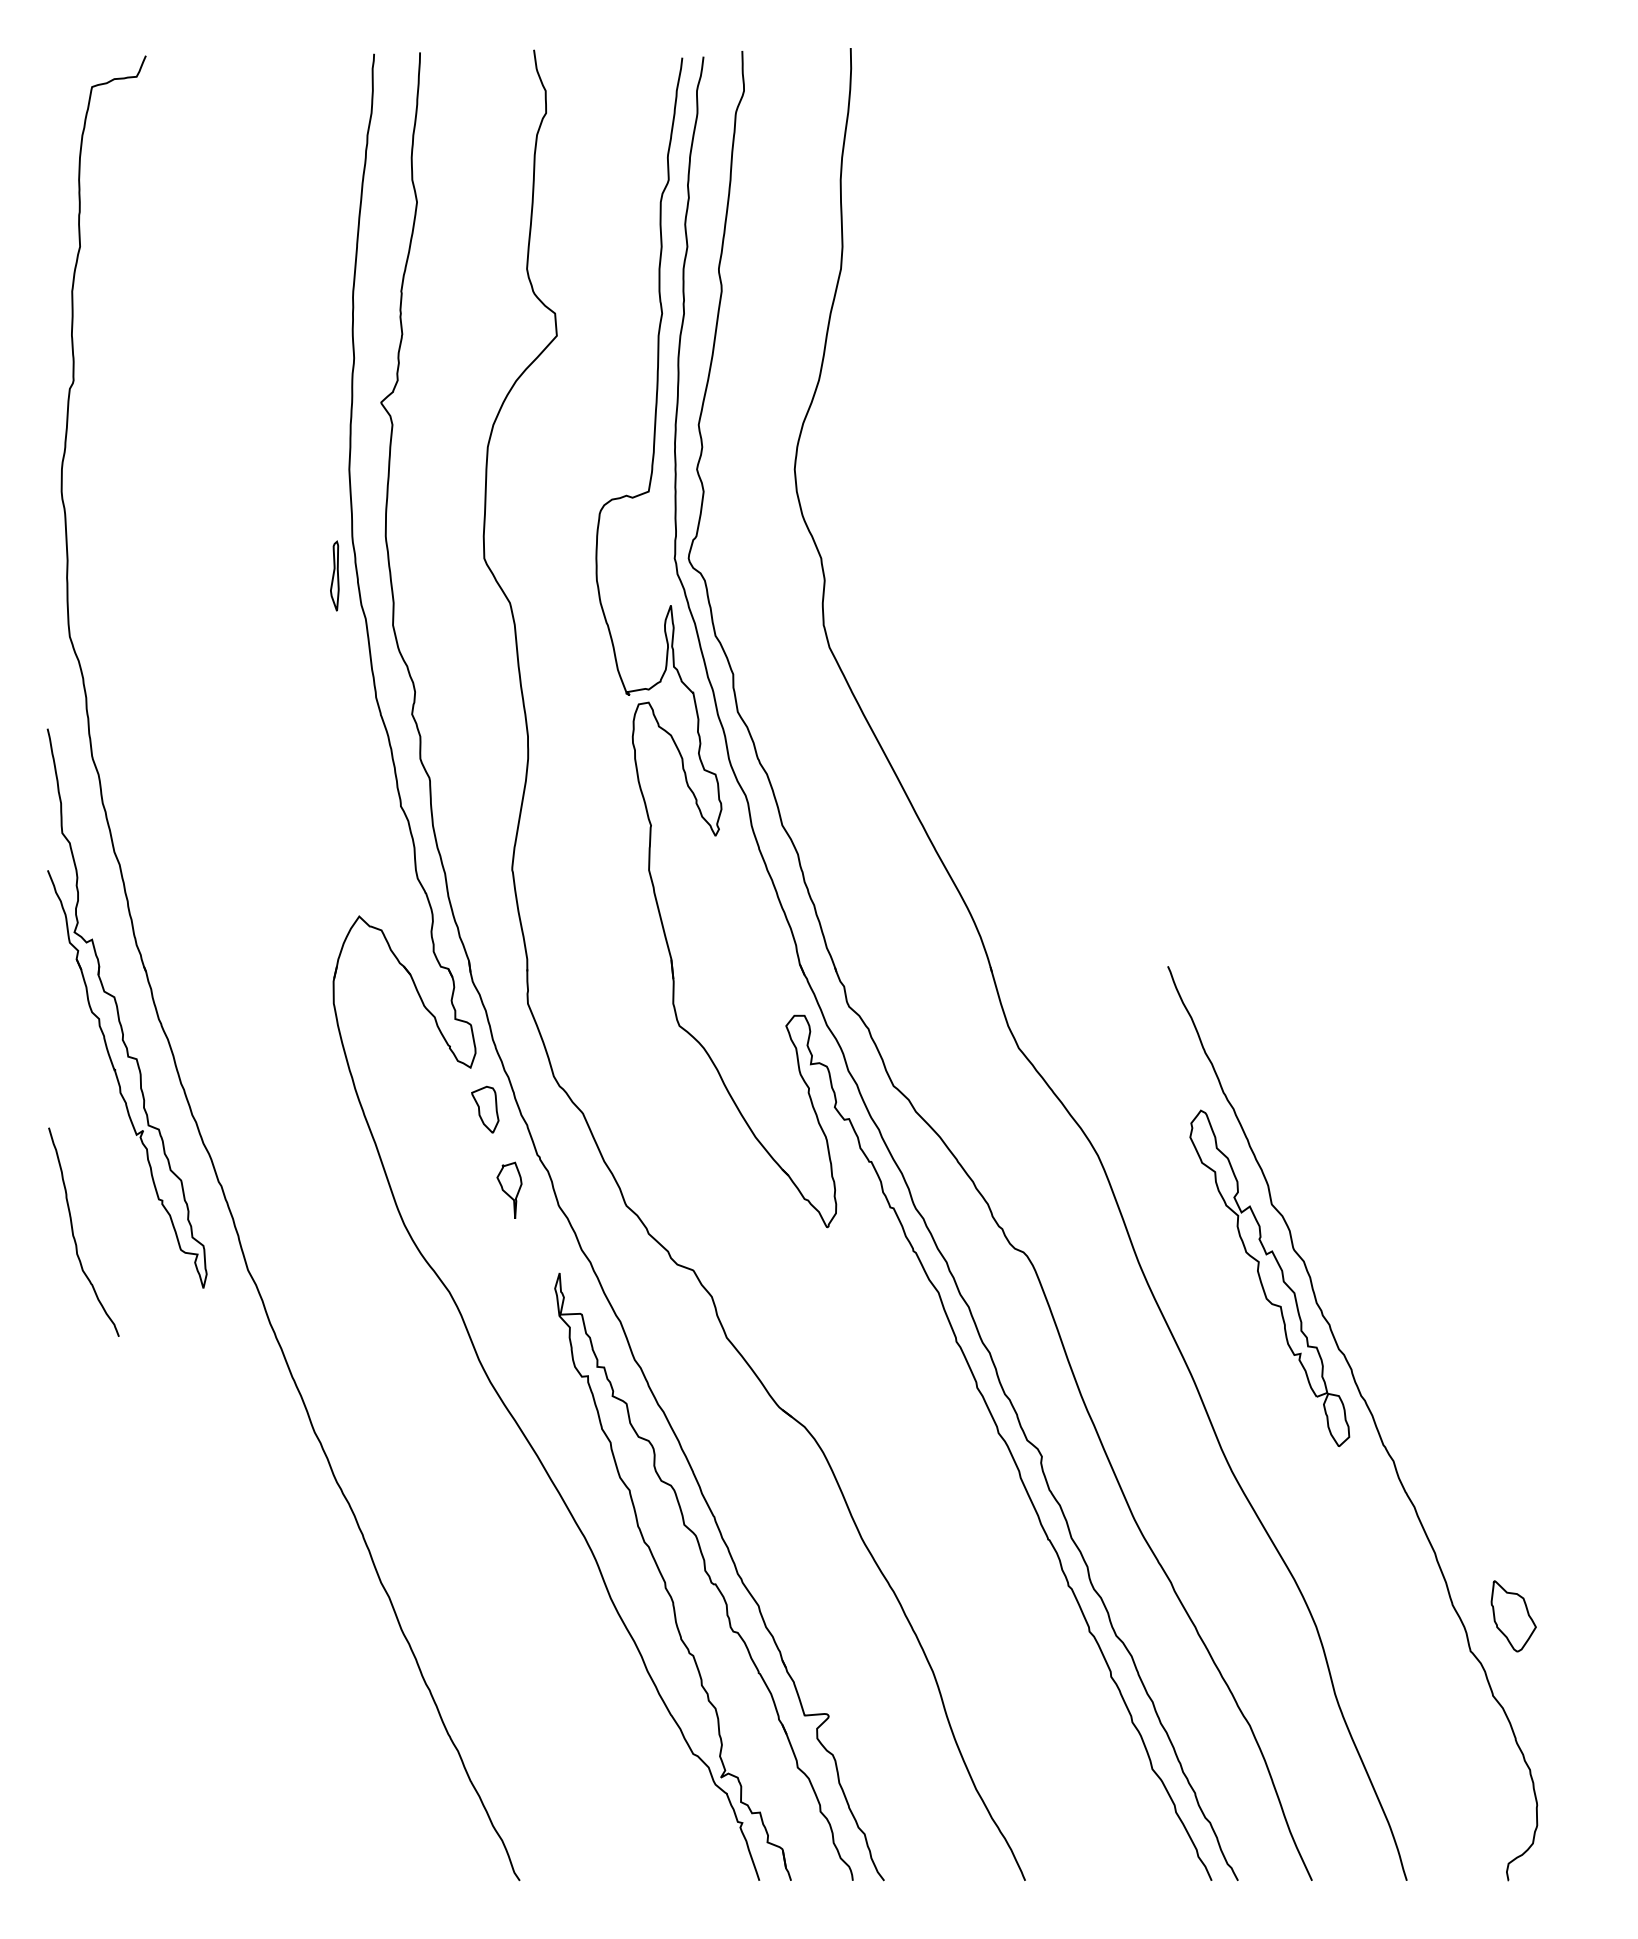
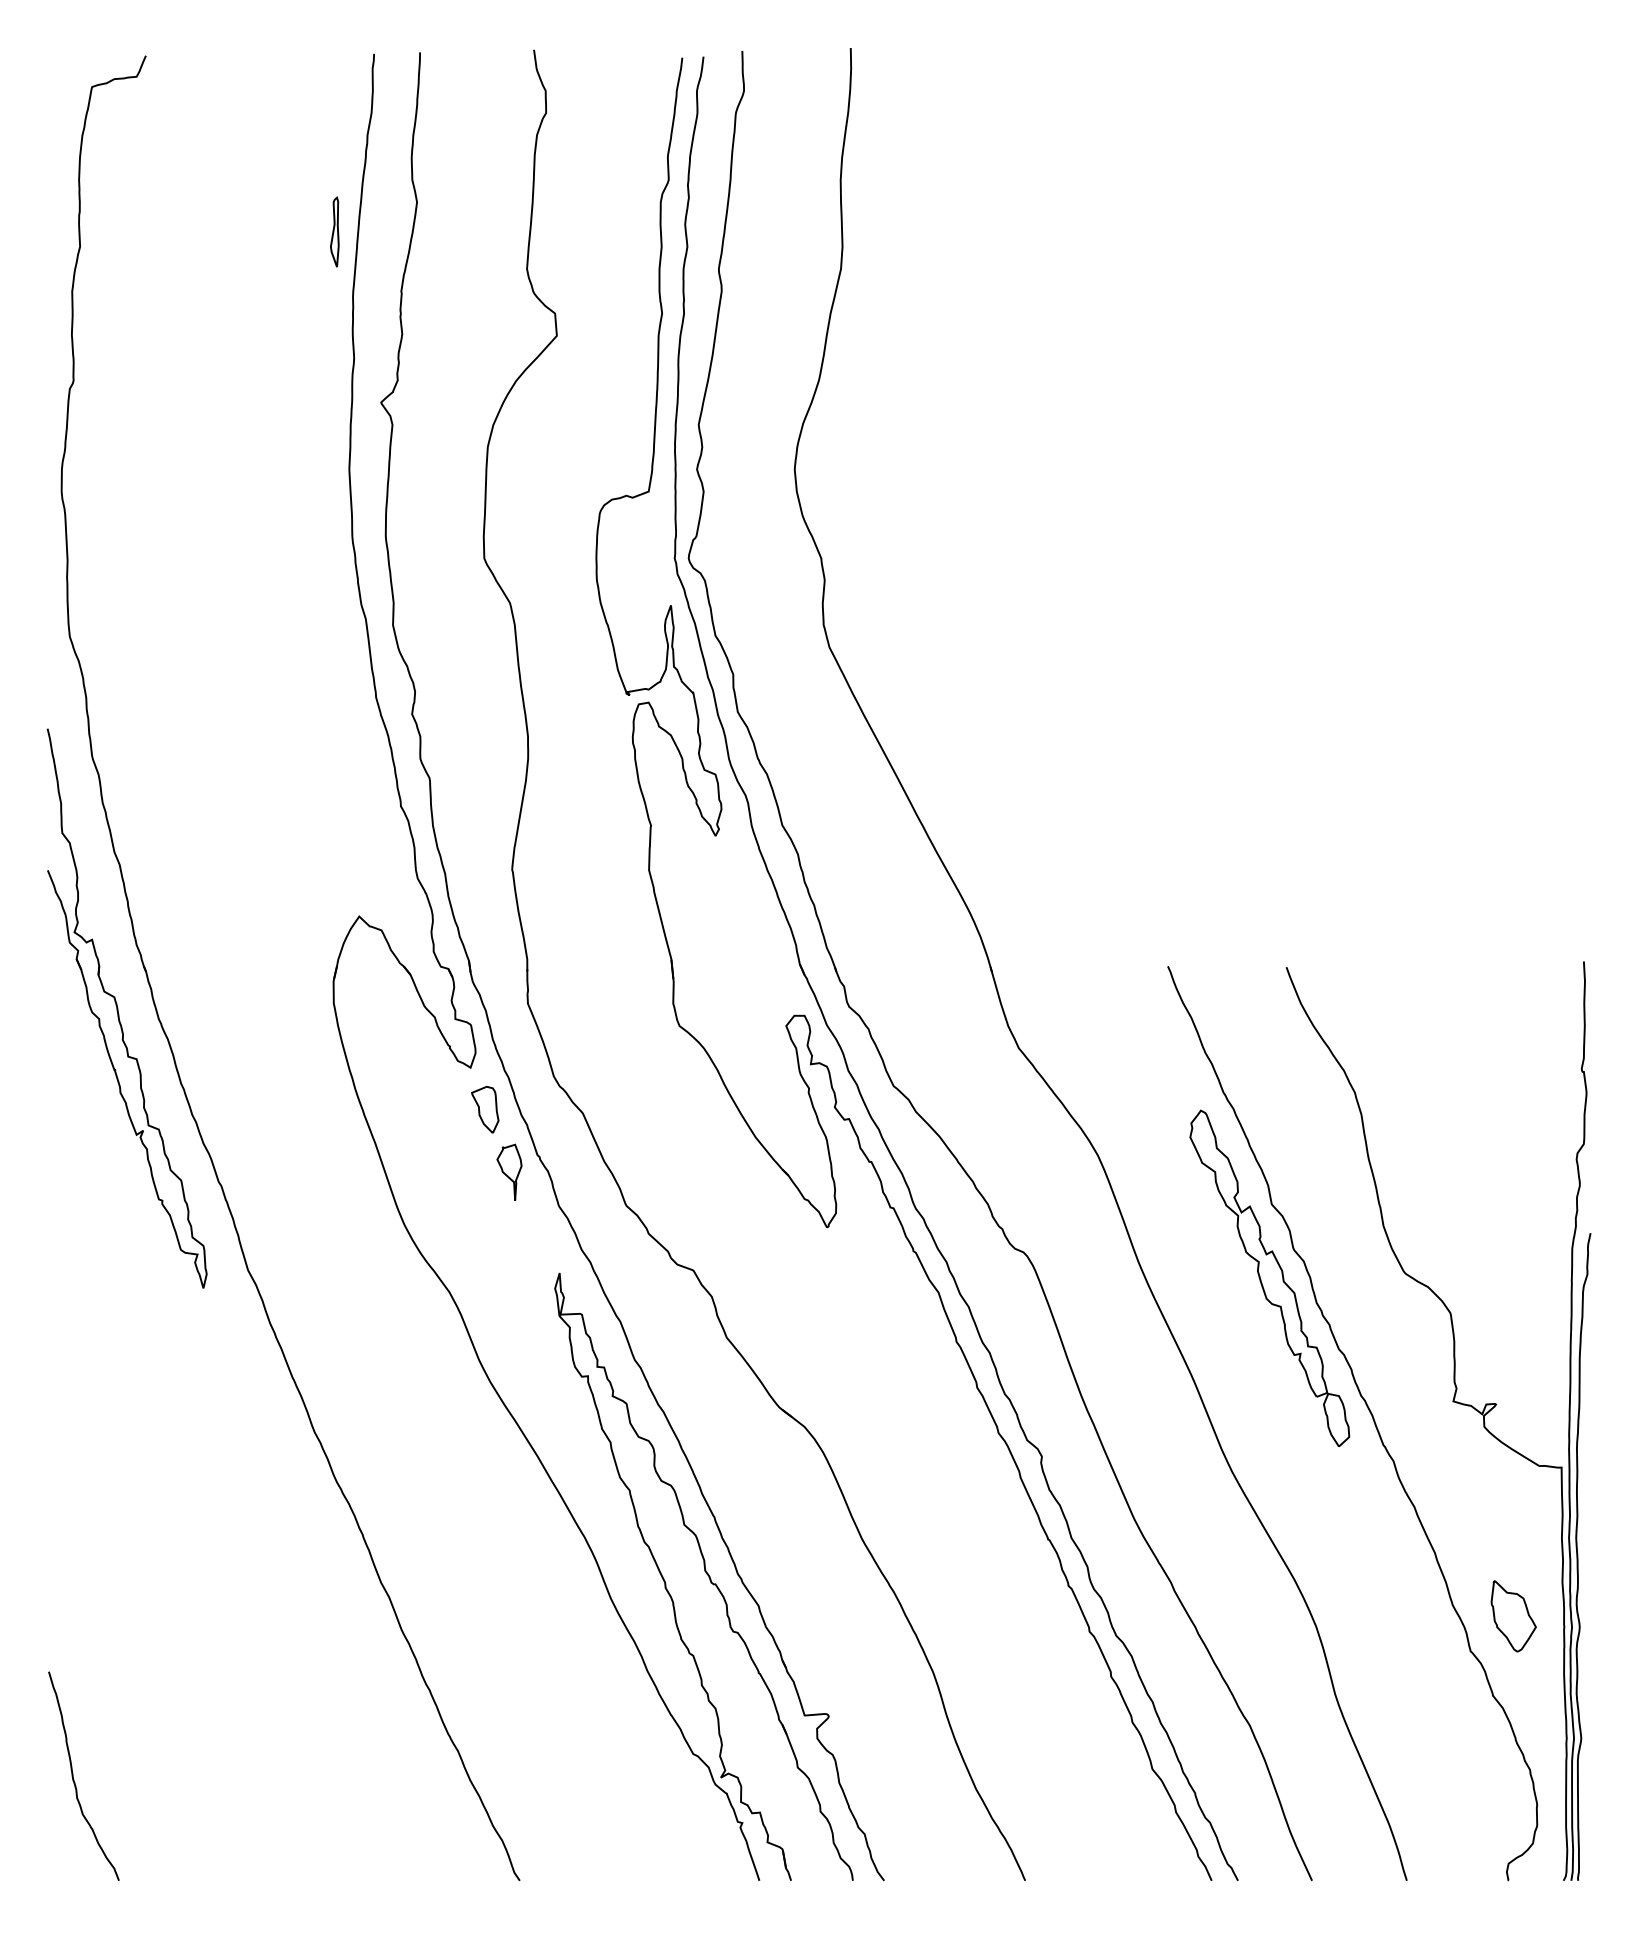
part position: (334, 575) -> (334, 231) (334, 231)
part position: (509, 1189) -> (509, 1171) (509, 1171)
curve position: (74, 1235) -> (74, 1779) (74, 1779)
part: none -> present (1453, 1402)
